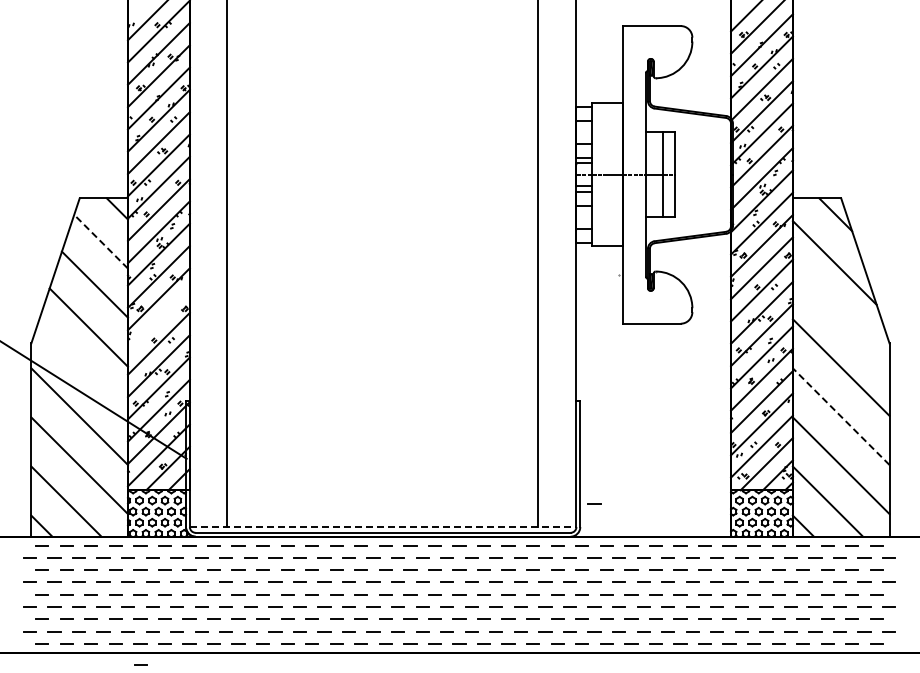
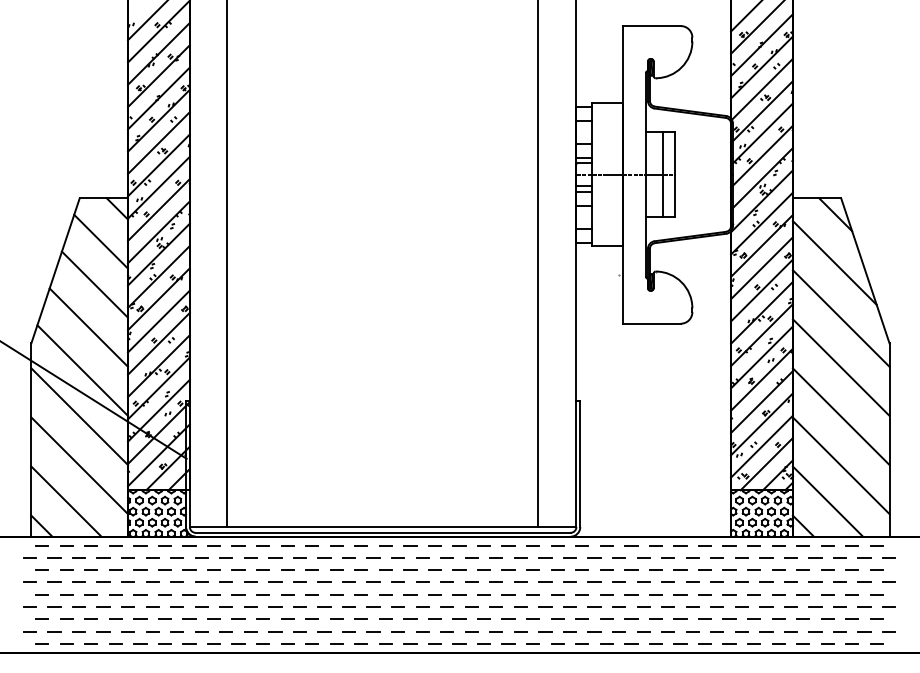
line: dashed -> solid (100, 241)
line: none -> present (840, 318)
line: none -> present (158, 321)
line: none -> present (82, 370)
line: dashed -> solid (840, 416)
line: present -> none (594, 503)
line: dashed -> solid (383, 527)
line: present -> none (140, 664)
